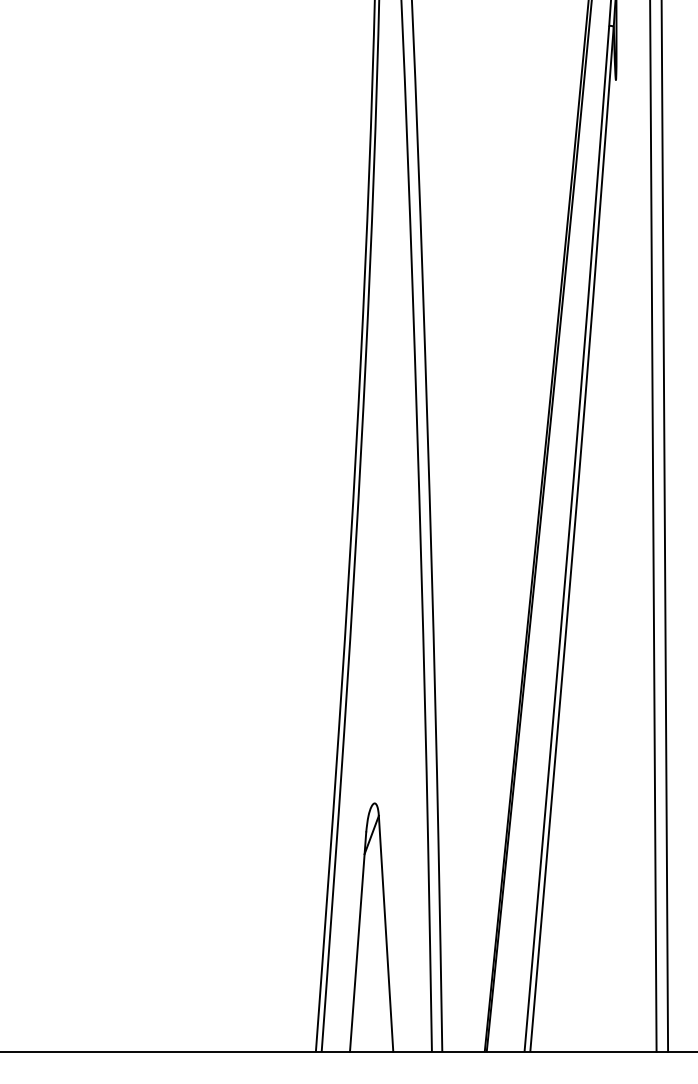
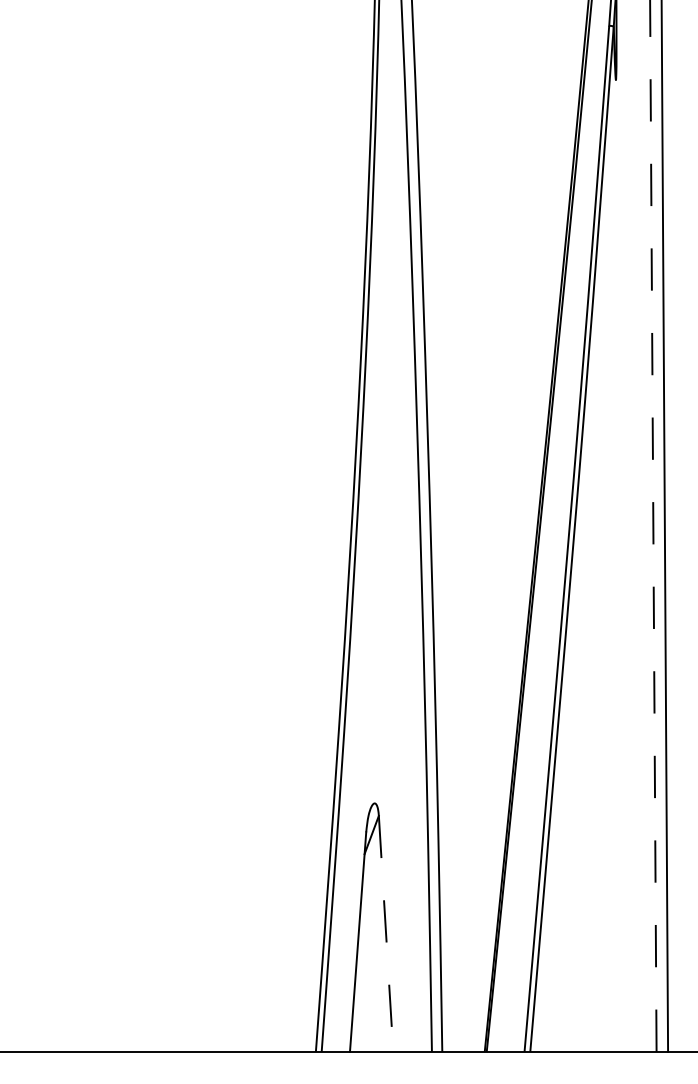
line: solid -> dashed (653, 525)
line: solid -> dashed (386, 934)
